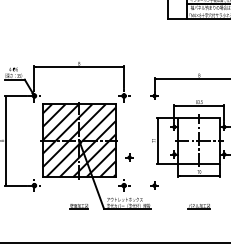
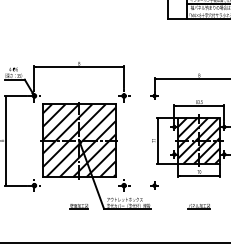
hatch: none -> present (199, 140)
part: present -> none (129, 157)
